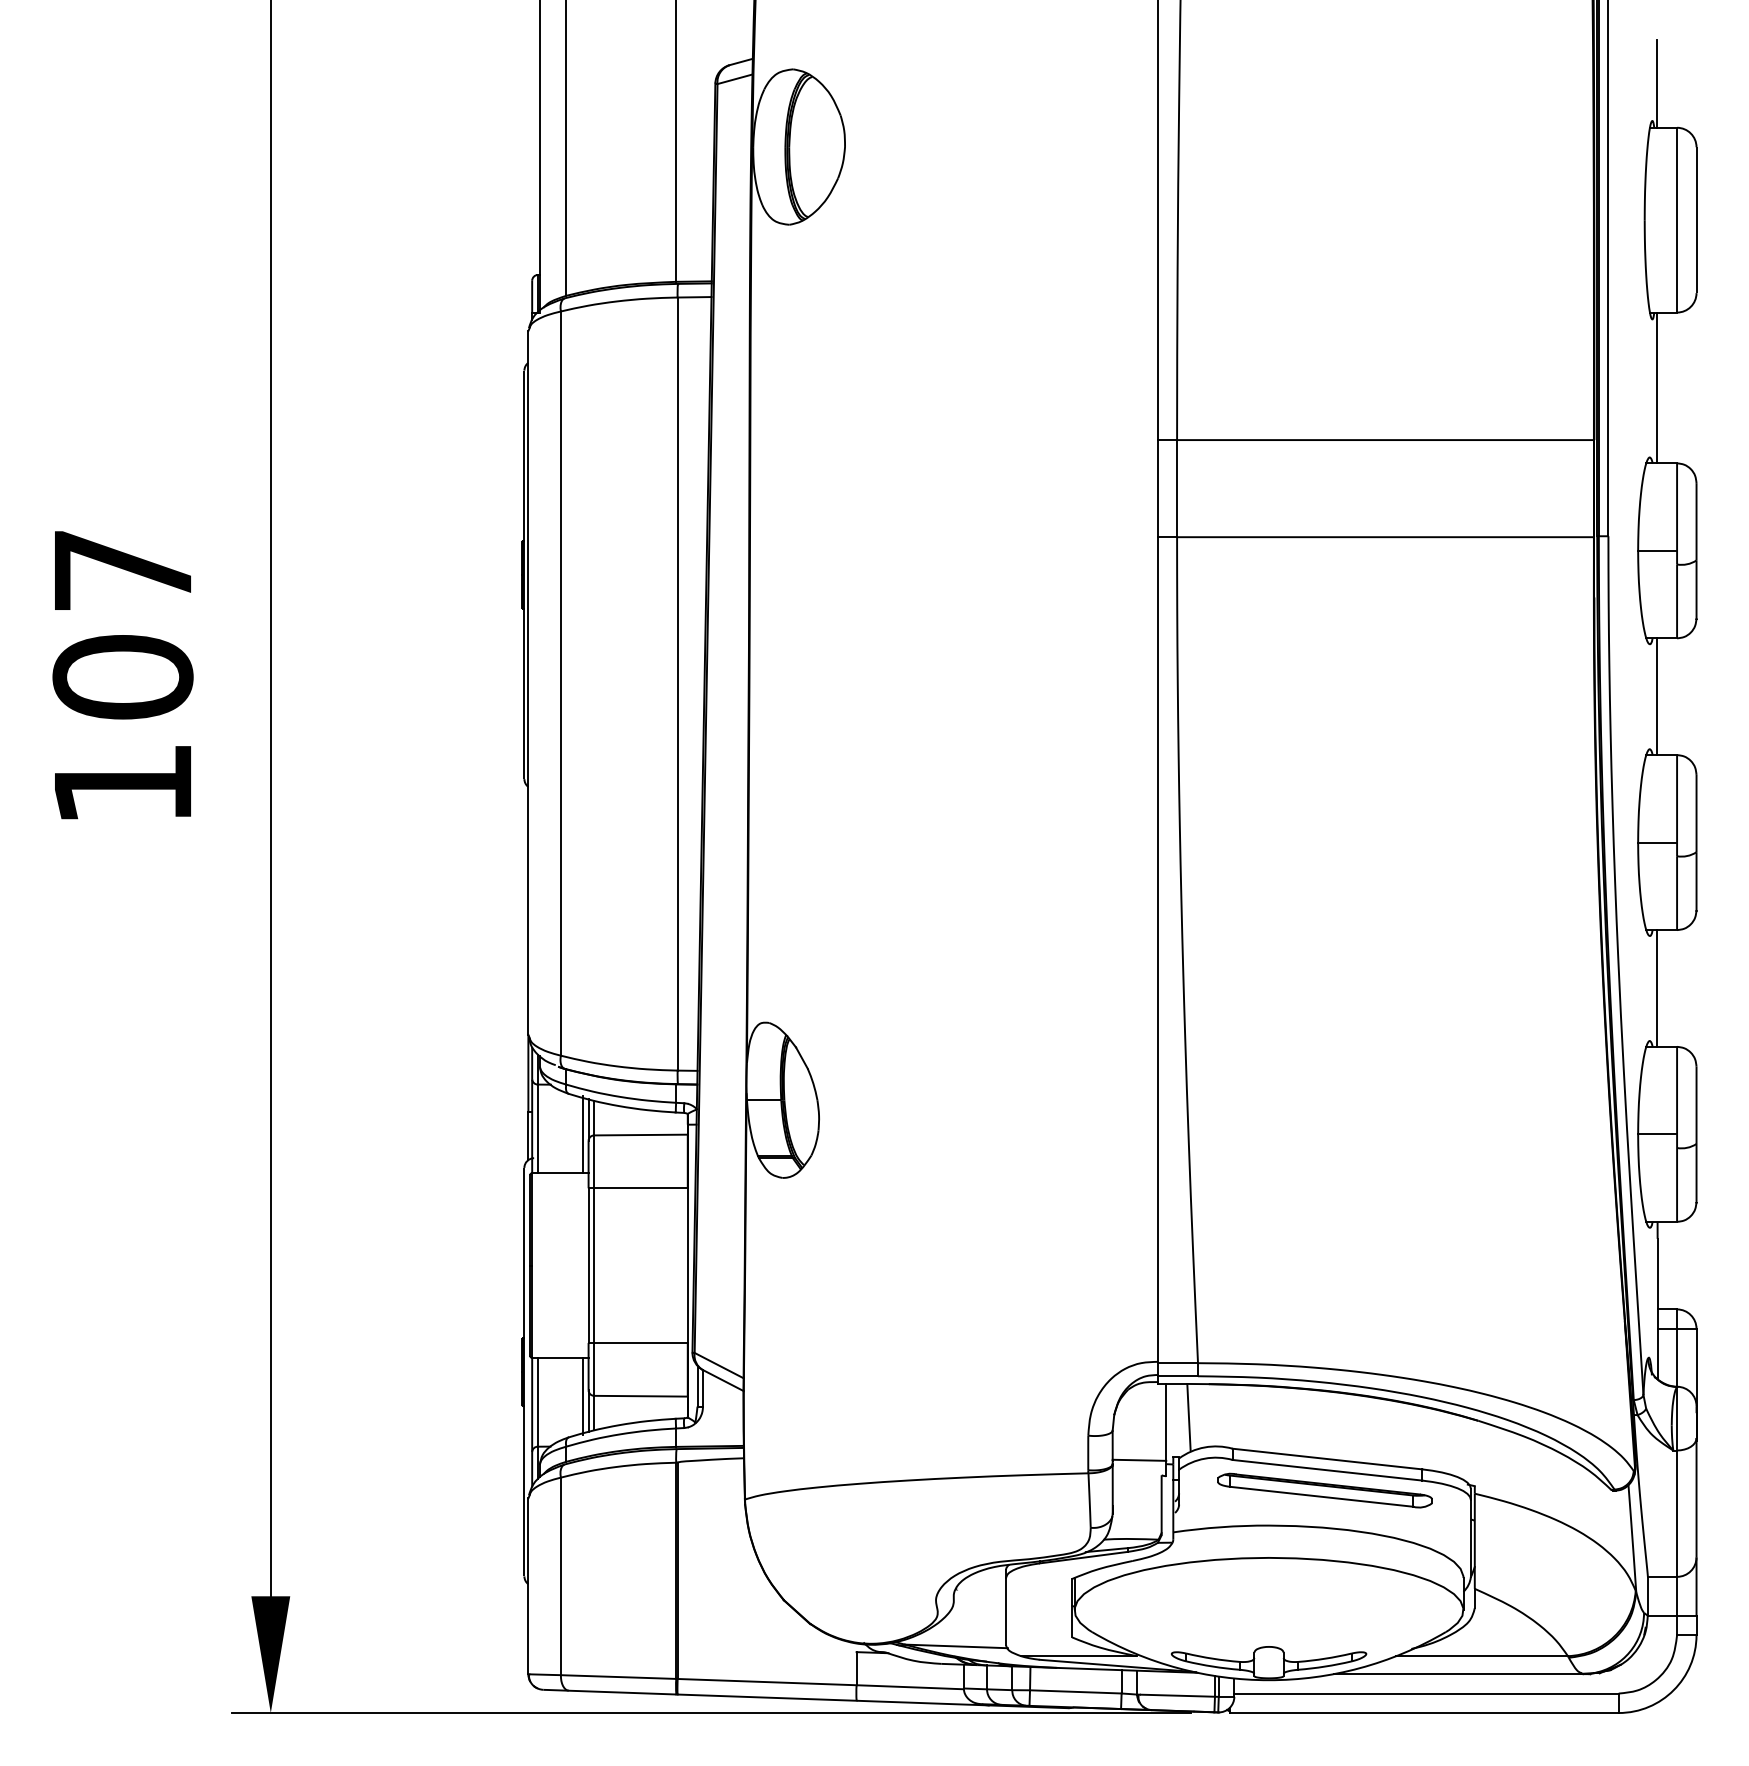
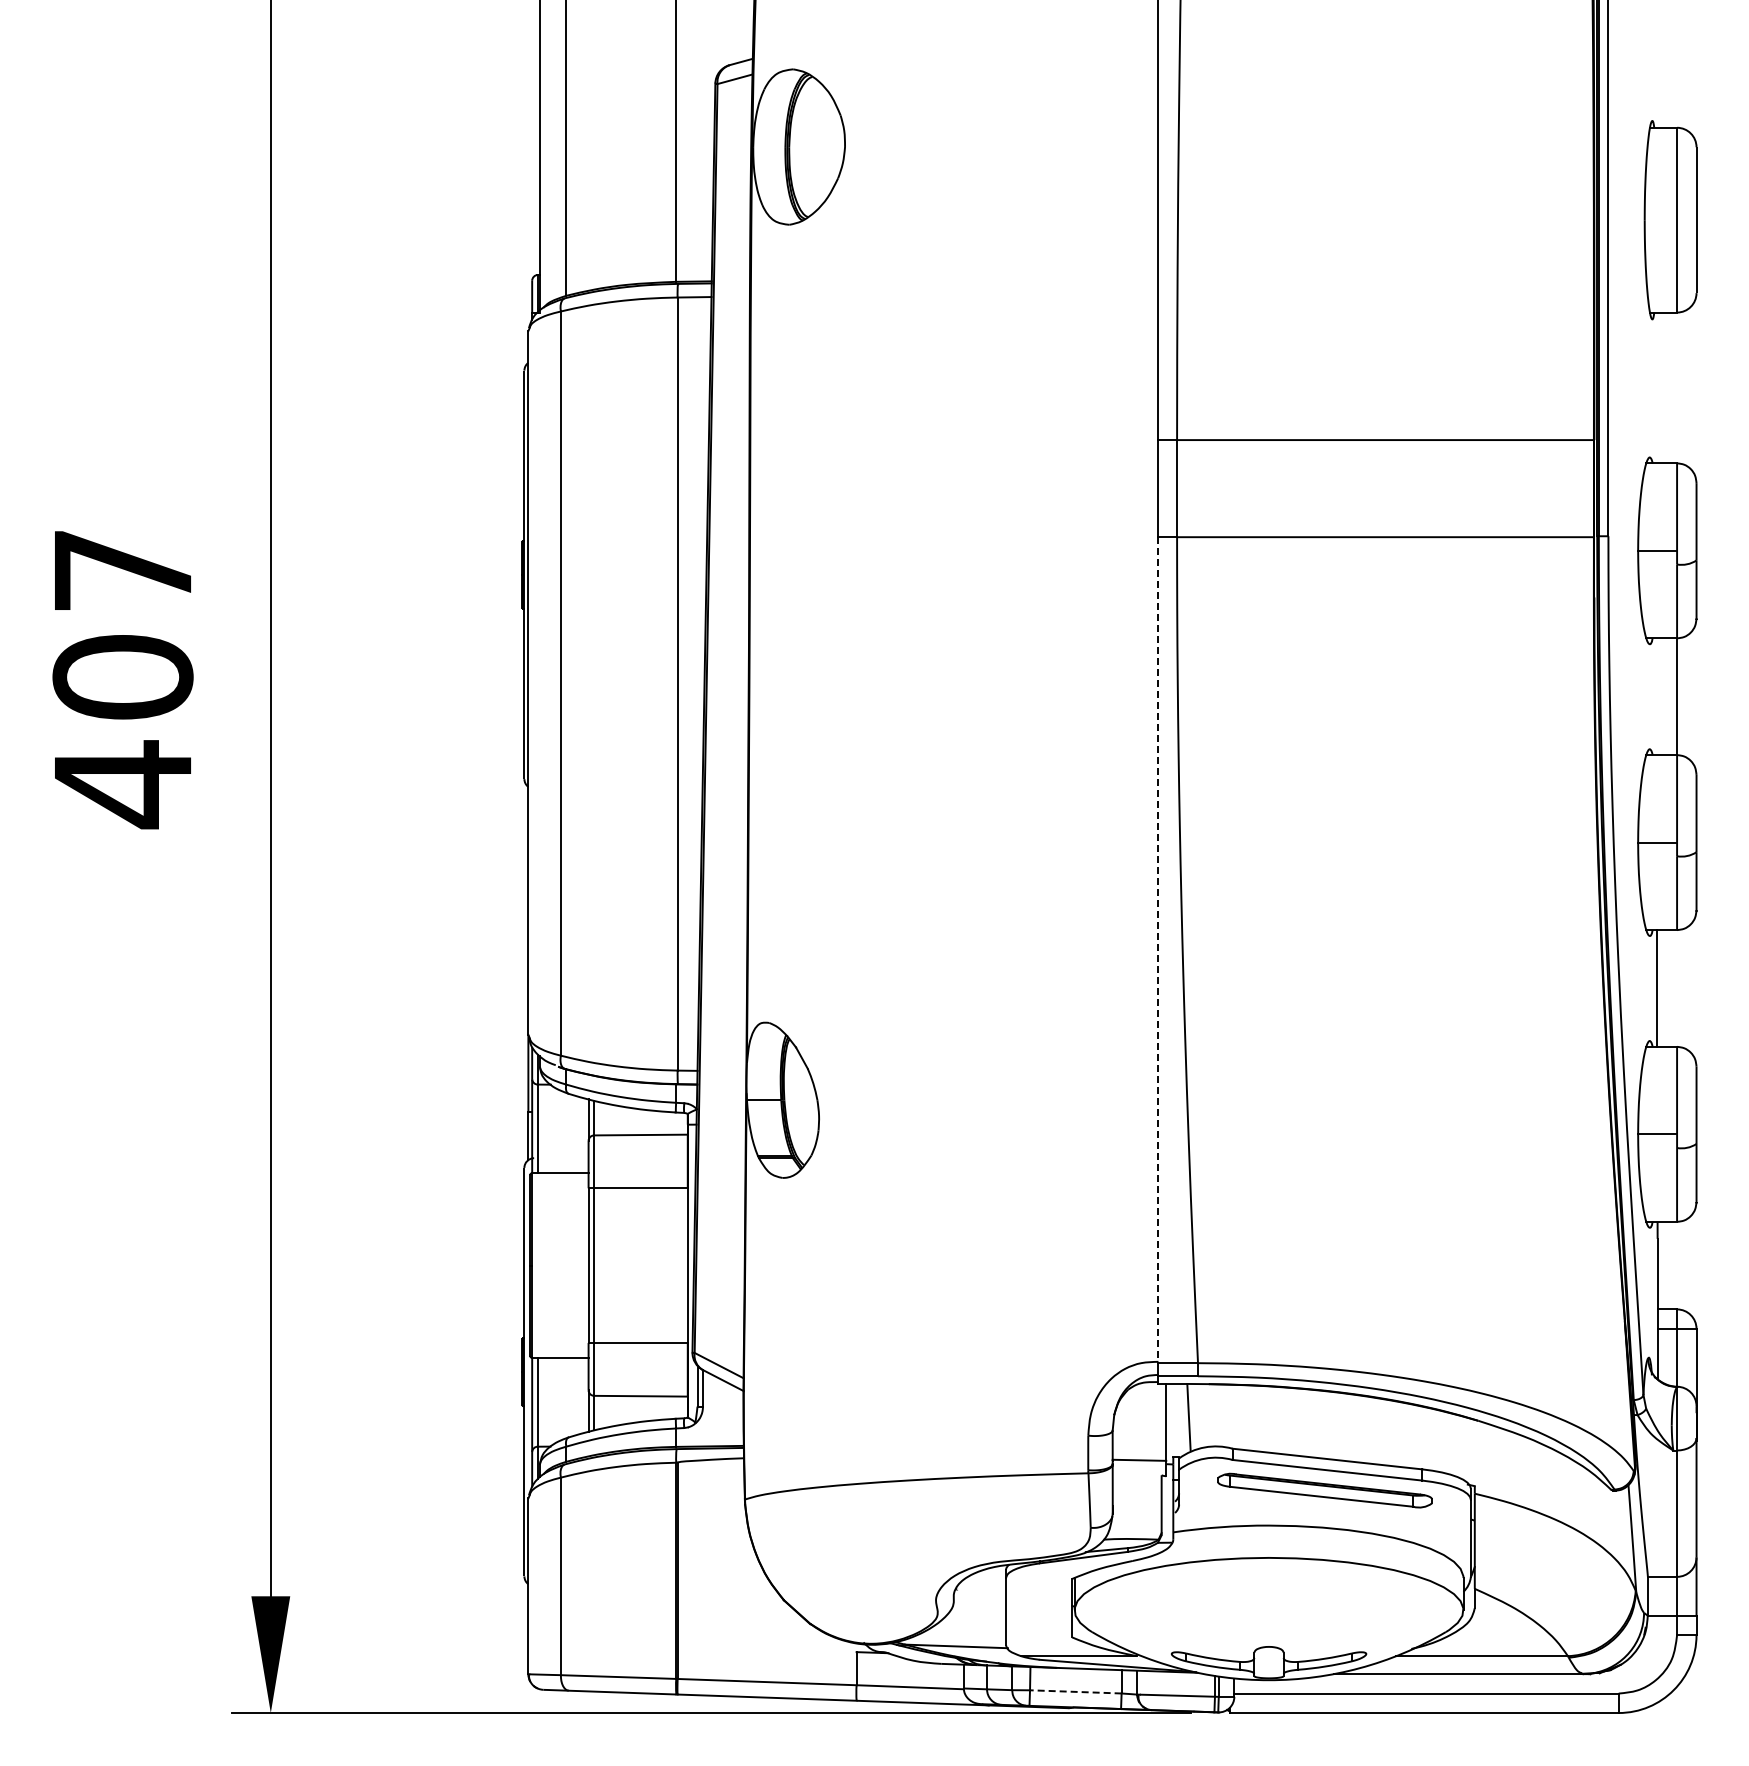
line: present -> none (1657, 83)
line: present -> none (1657, 387)
line position: (1657, 696) -> (1677, 696) (1677, 696)
text: 107 -> 407 (122, 784)
line: solid -> dashed (1158, 950)
line: present -> none (582, 1134)
line: present -> none (582, 1396)
line: solid -> dashed (1075, 1691)
